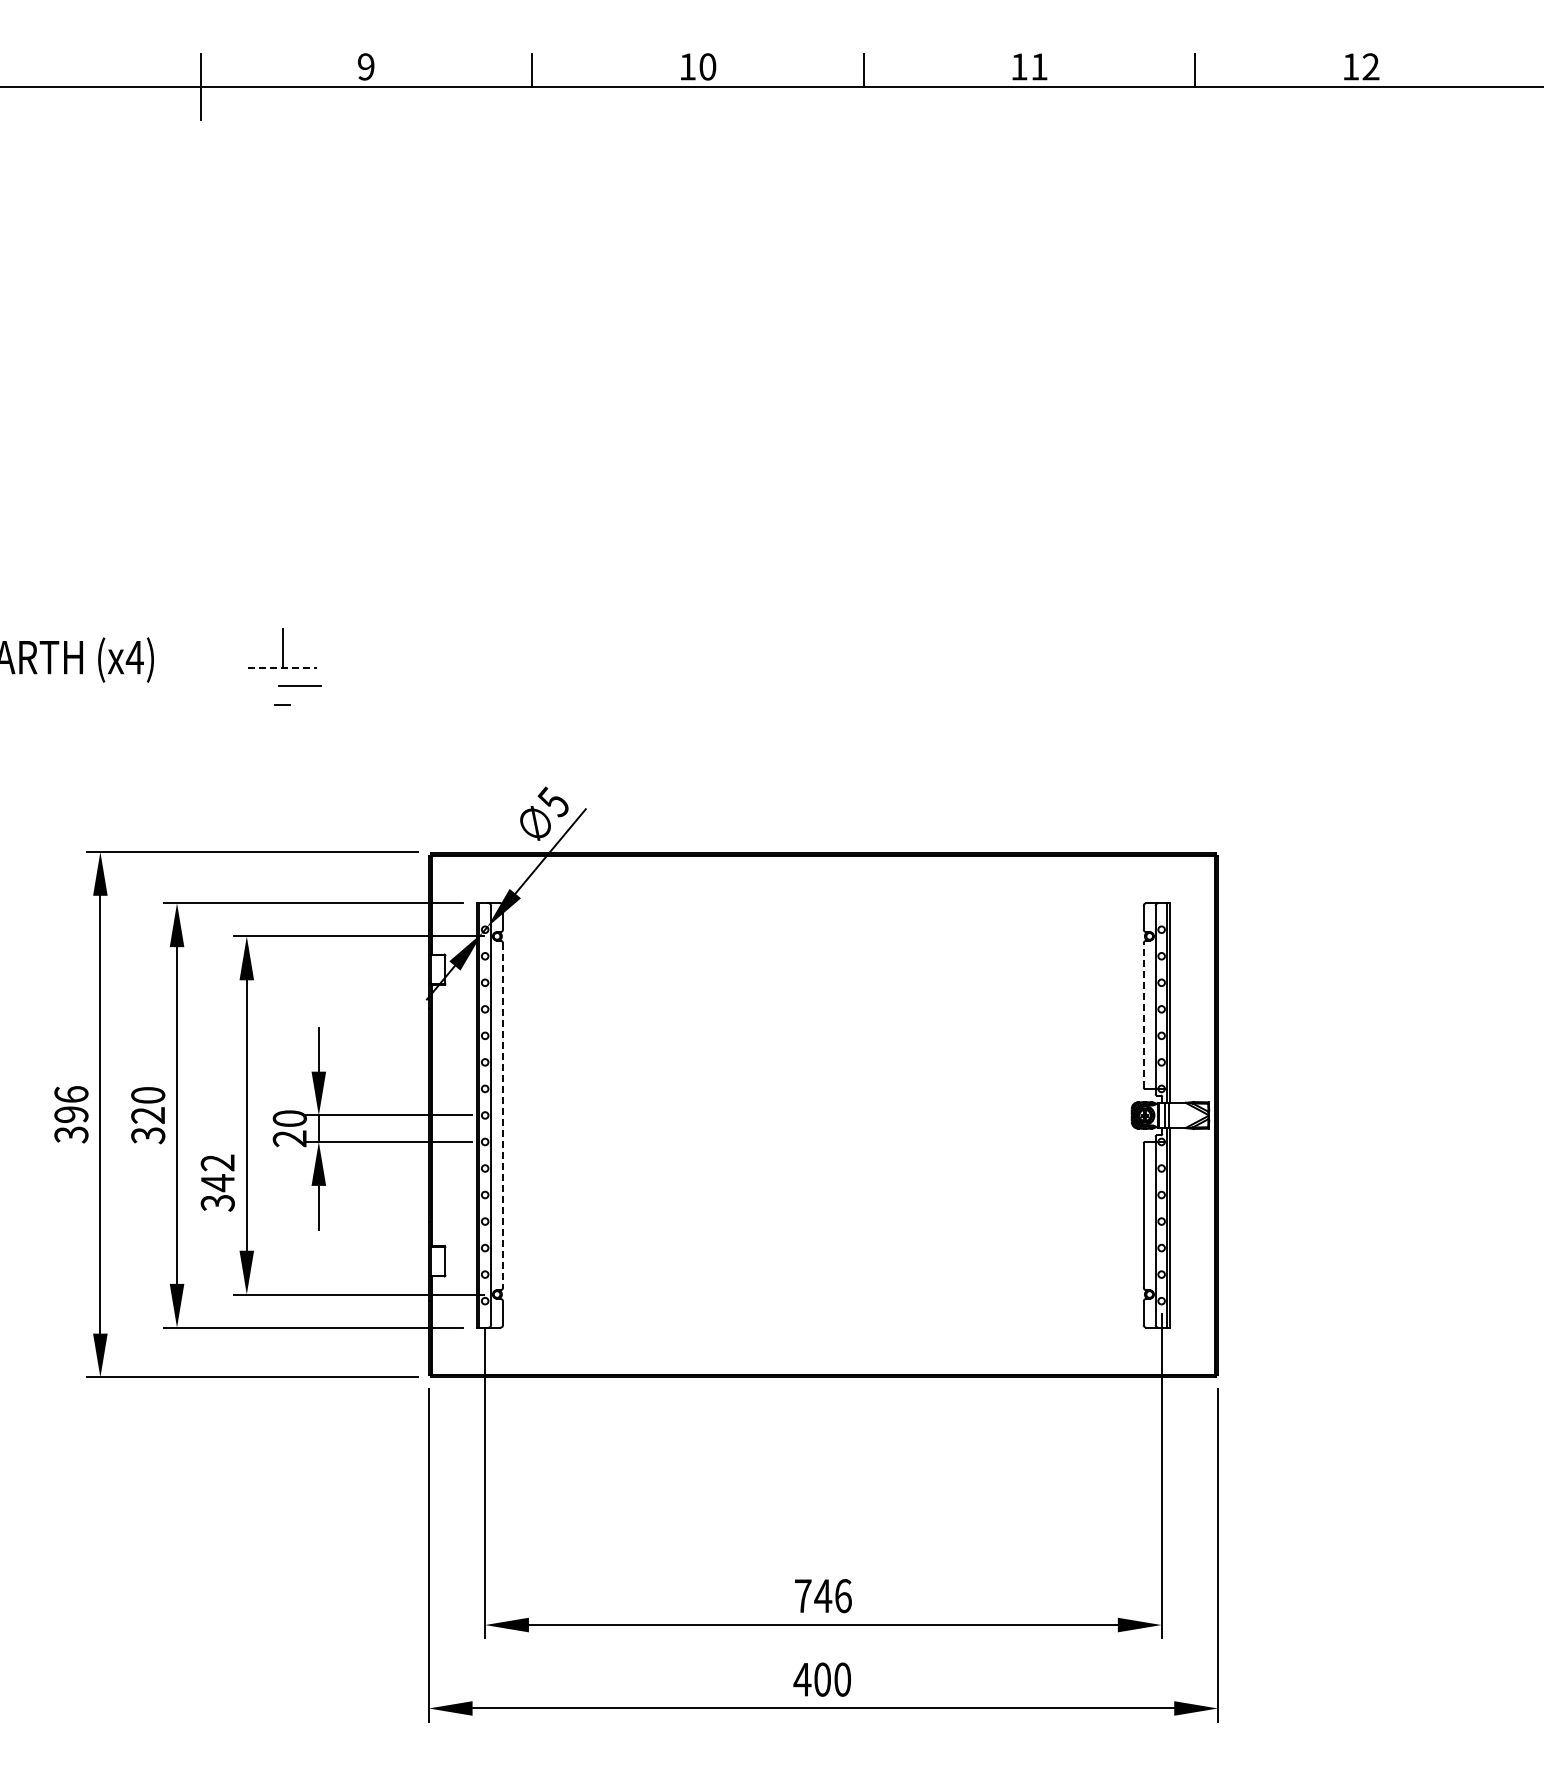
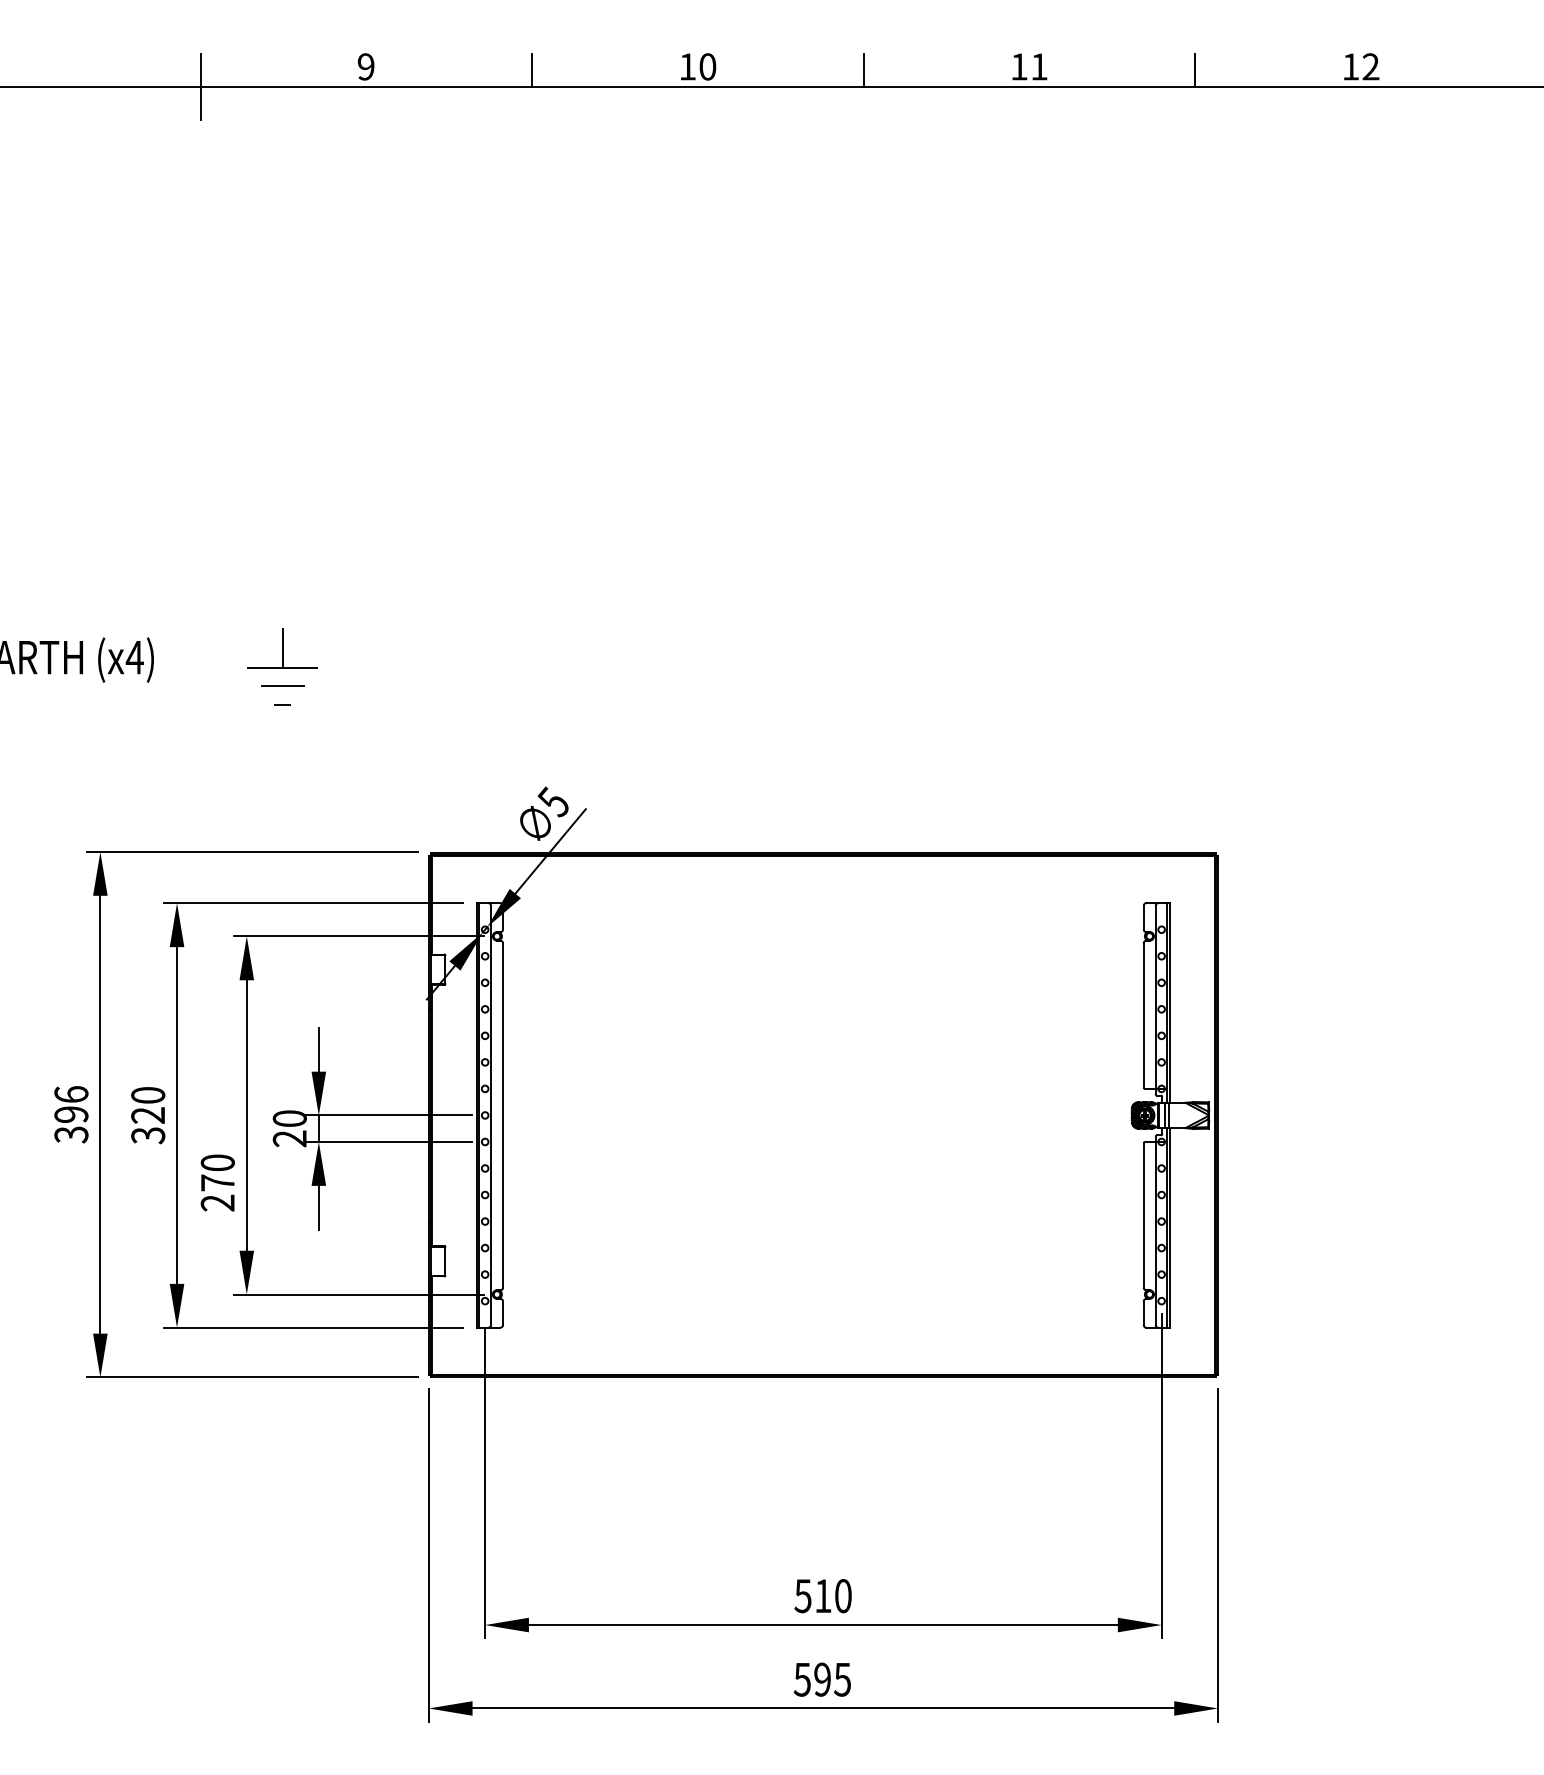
line: dashed -> solid (283, 668)
line position: (299, 685) -> (282, 685) (282, 685)
line: dashed -> solid (1143, 1015)
line: dashed -> solid (503, 1116)
text: 342 -> 270 (217, 1182)
text: 746 -> 510 (822, 1596)
text: 400 -> 595 (821, 1679)
